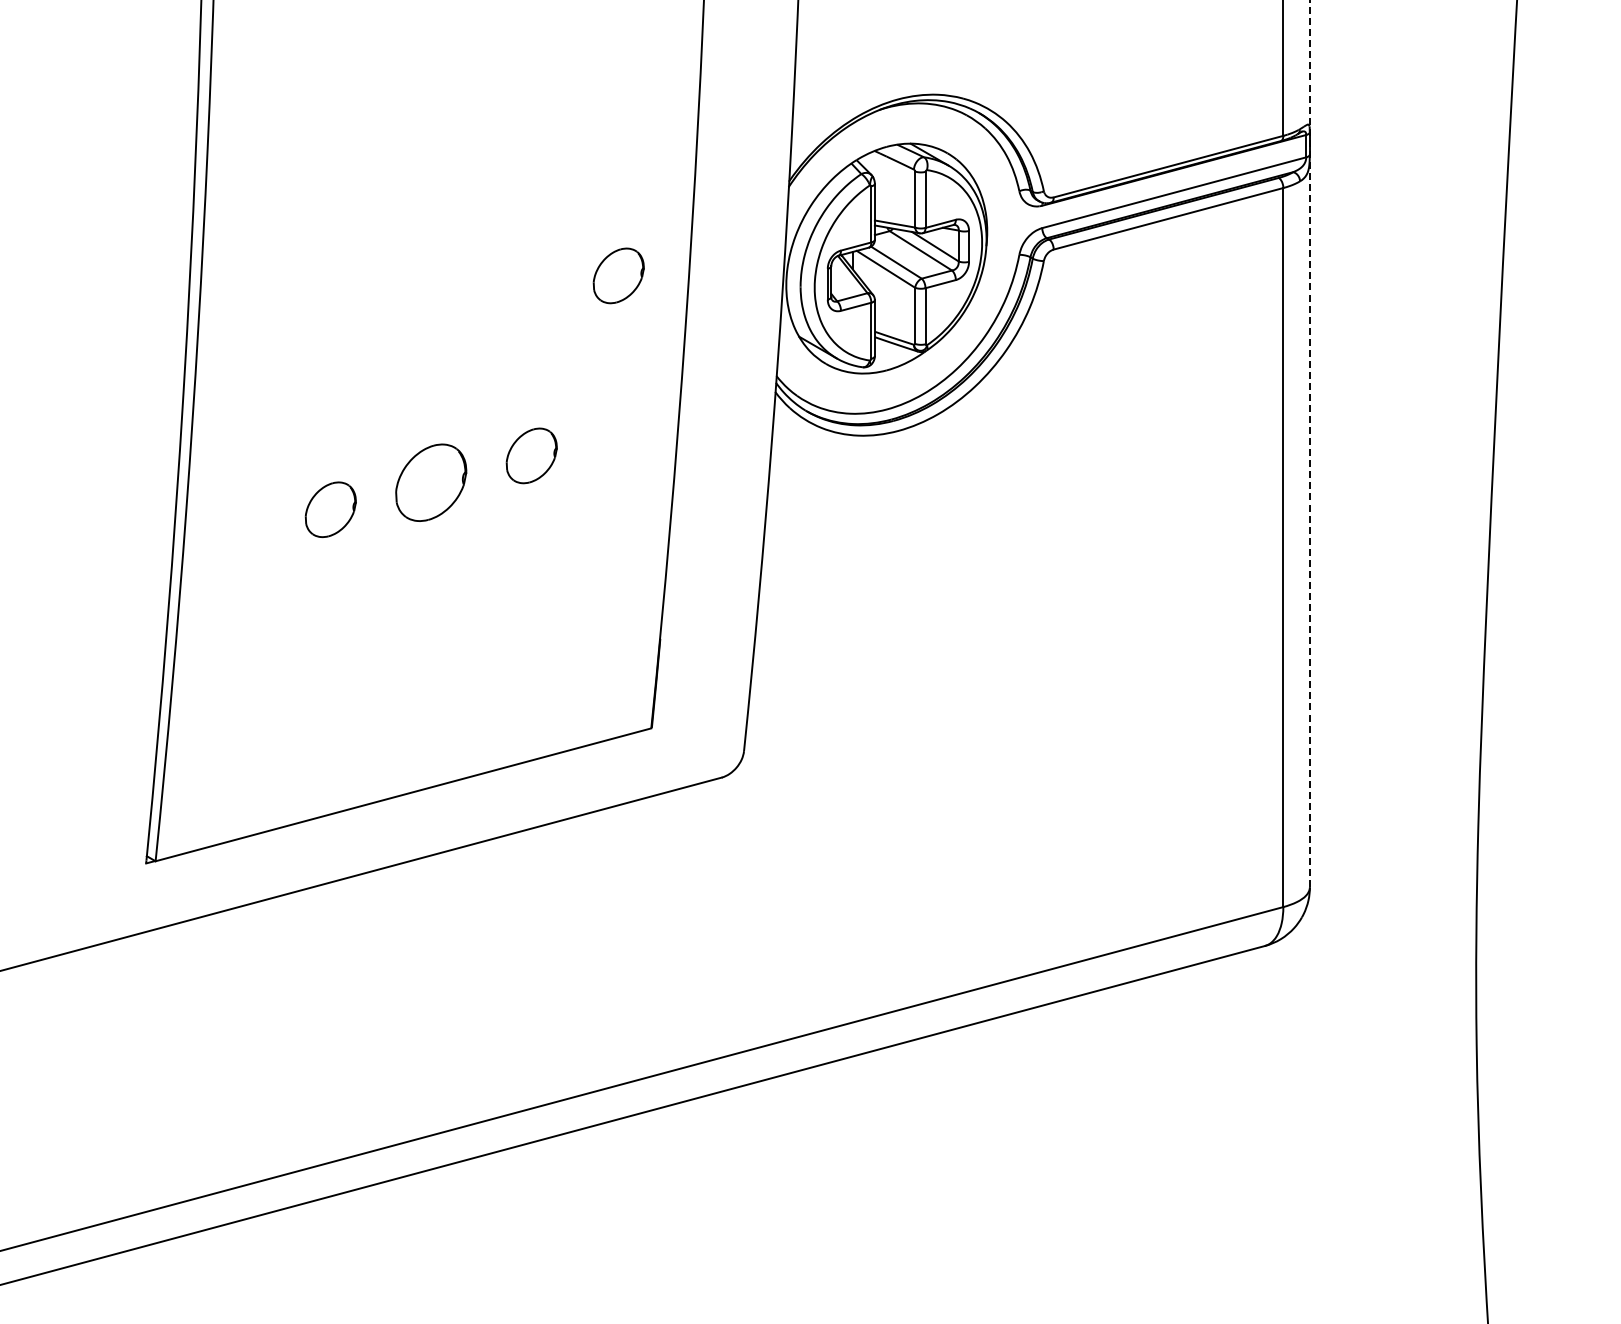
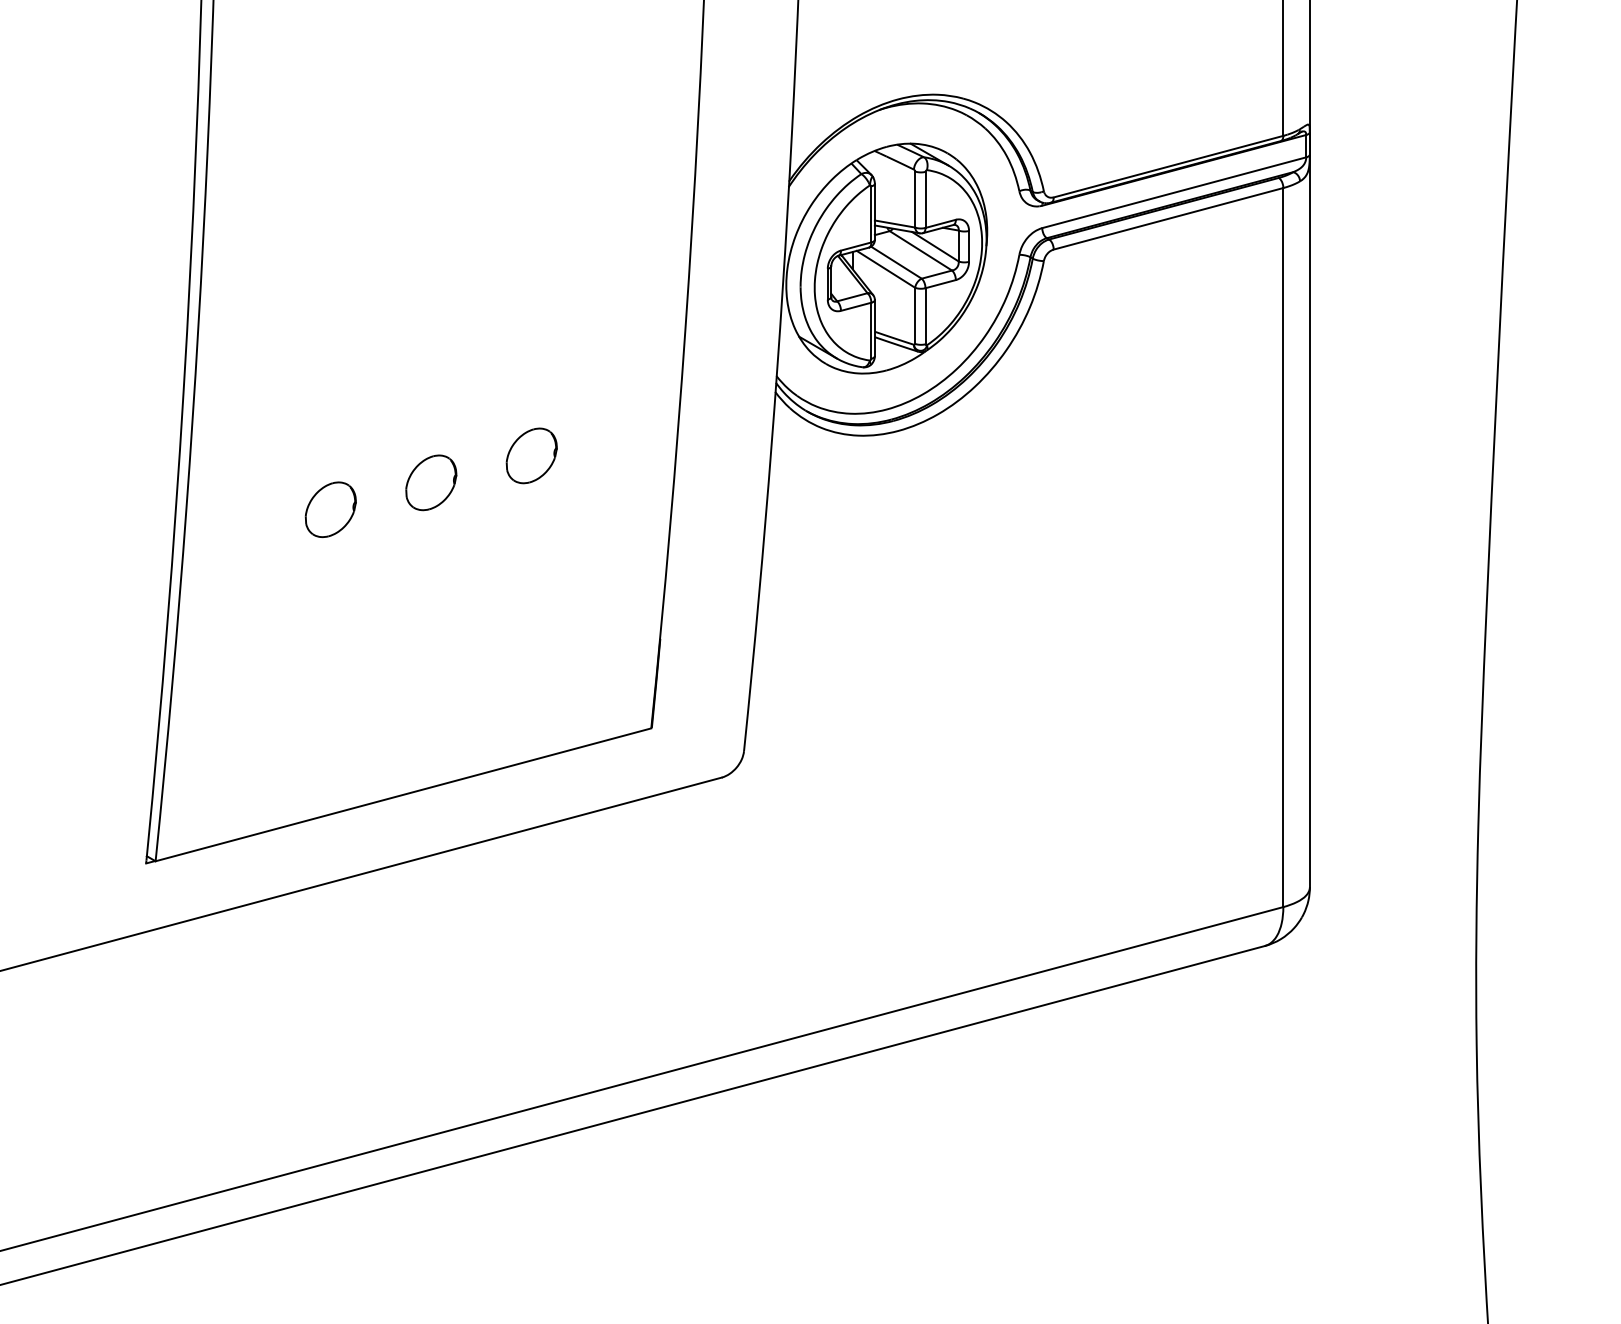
part: present -> none (618, 275)
line: dashed -> solid (1309, 443)
part size: 73x79 px -> 53x58 px (431, 482)
